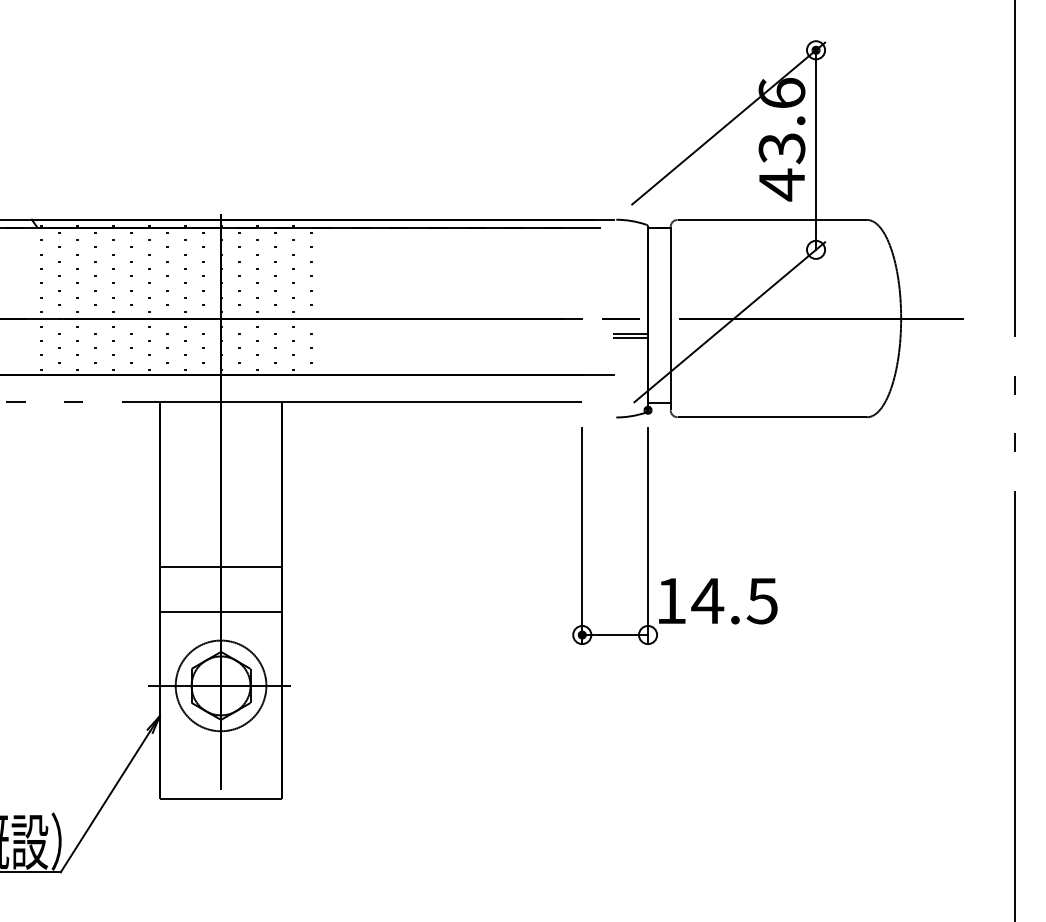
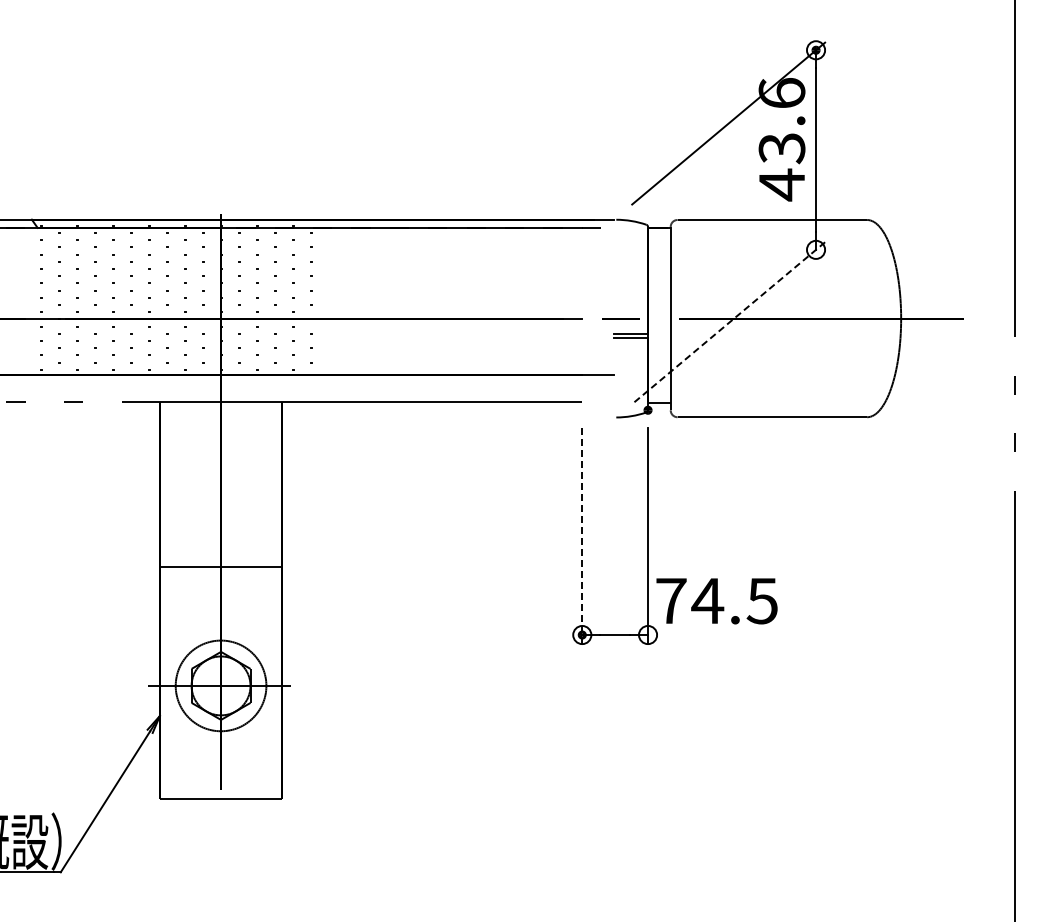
line: solid -> dashed (730, 321)
line: solid -> dashed (582, 536)
text: 14.5 -> 74.5 (671, 600)
line: present -> none (220, 611)
